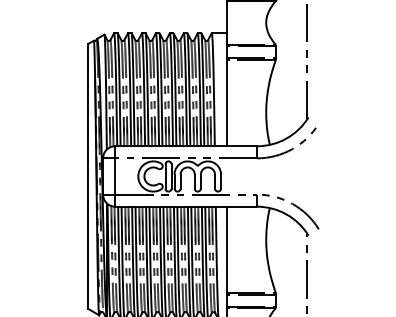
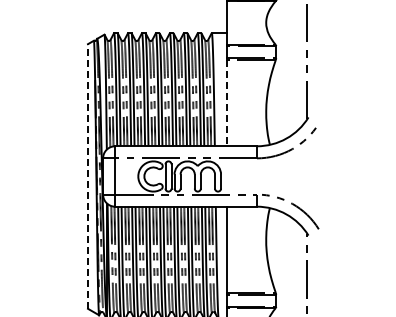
line: solid -> dashed (226, 103)
line: solid -> dashed (88, 176)
